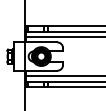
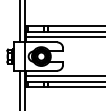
line: none -> present (19, 22)
line: none -> present (19, 88)
